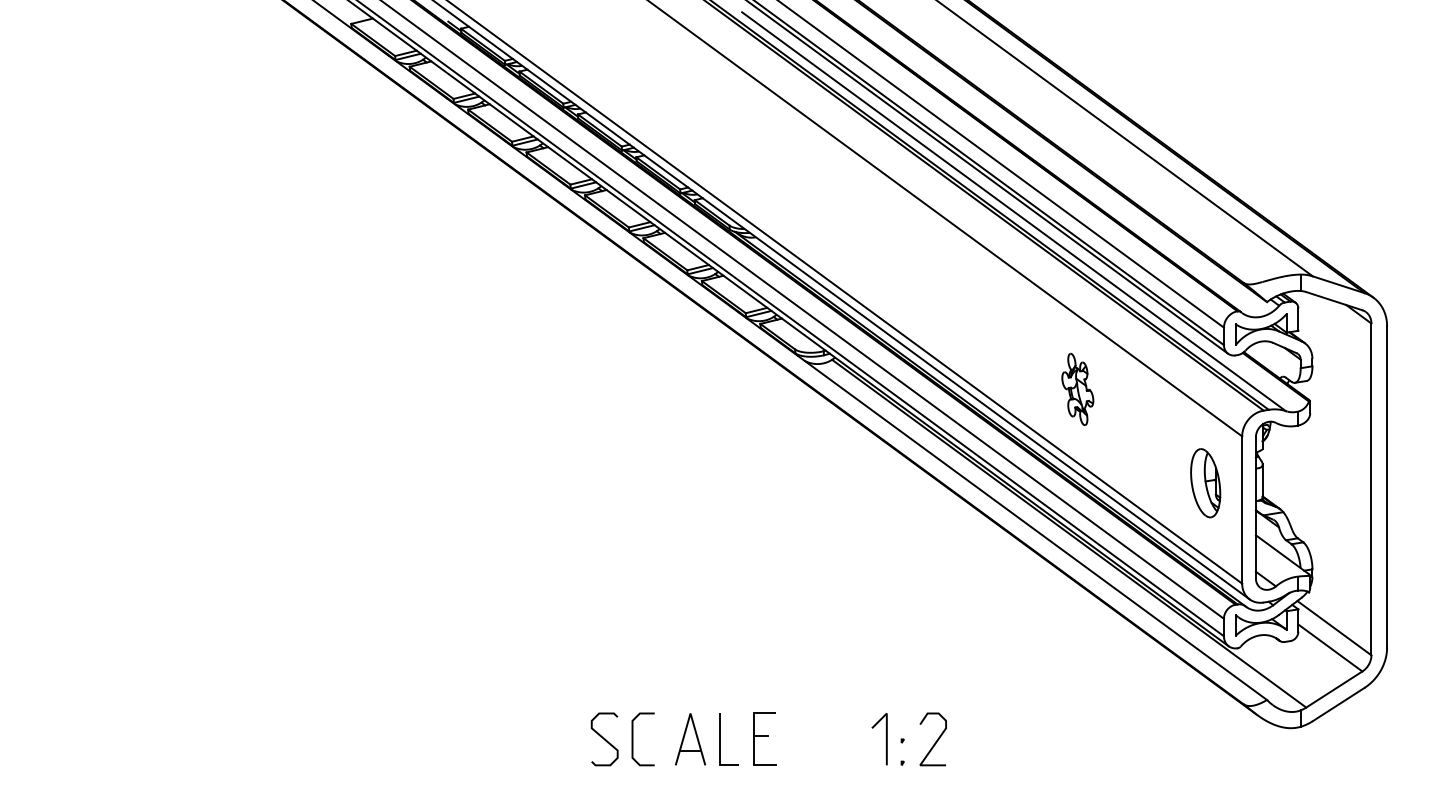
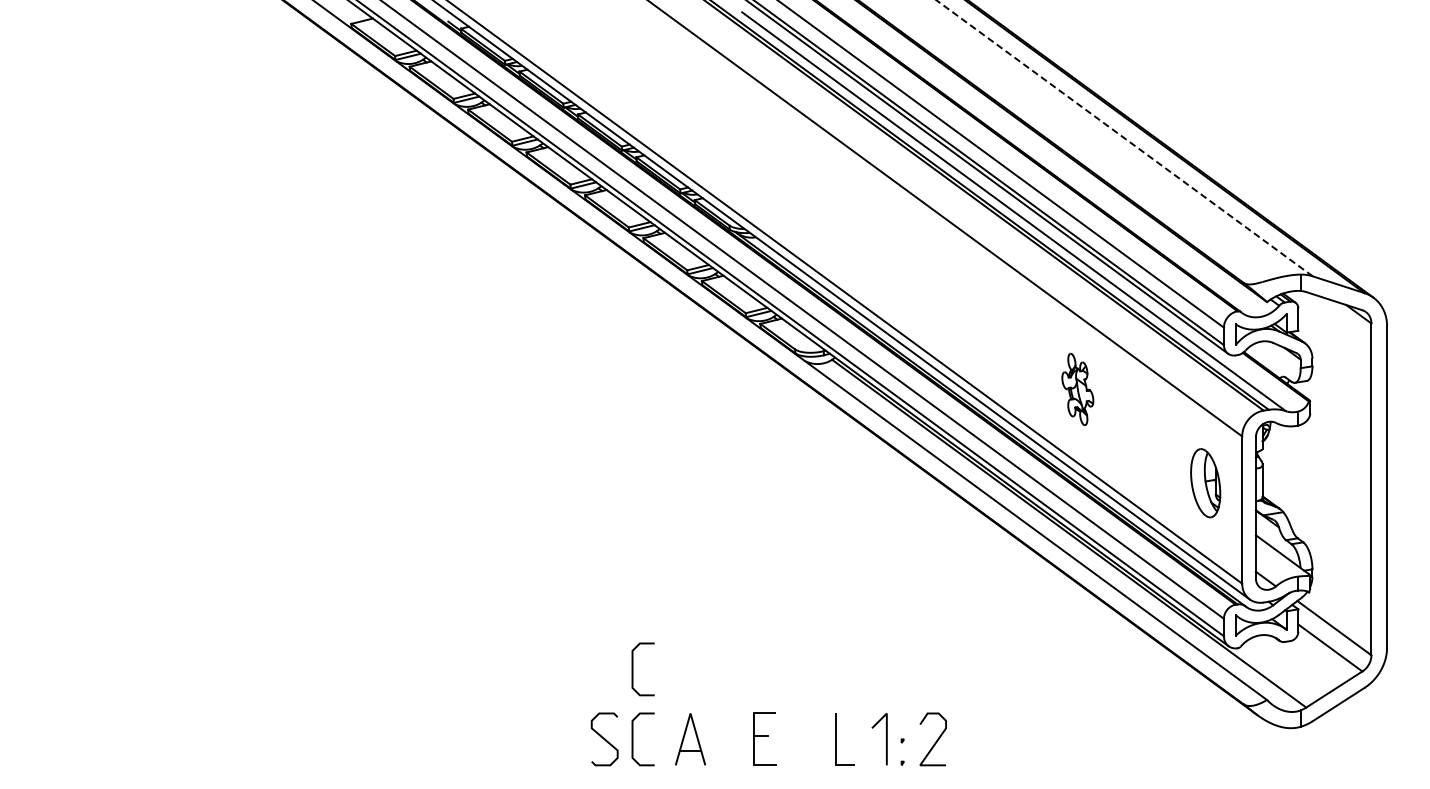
line: solid -> dashed (1124, 137)
curve: none -> present (633, 669)
line position: (720, 739) -> (836, 739) (836, 739)
